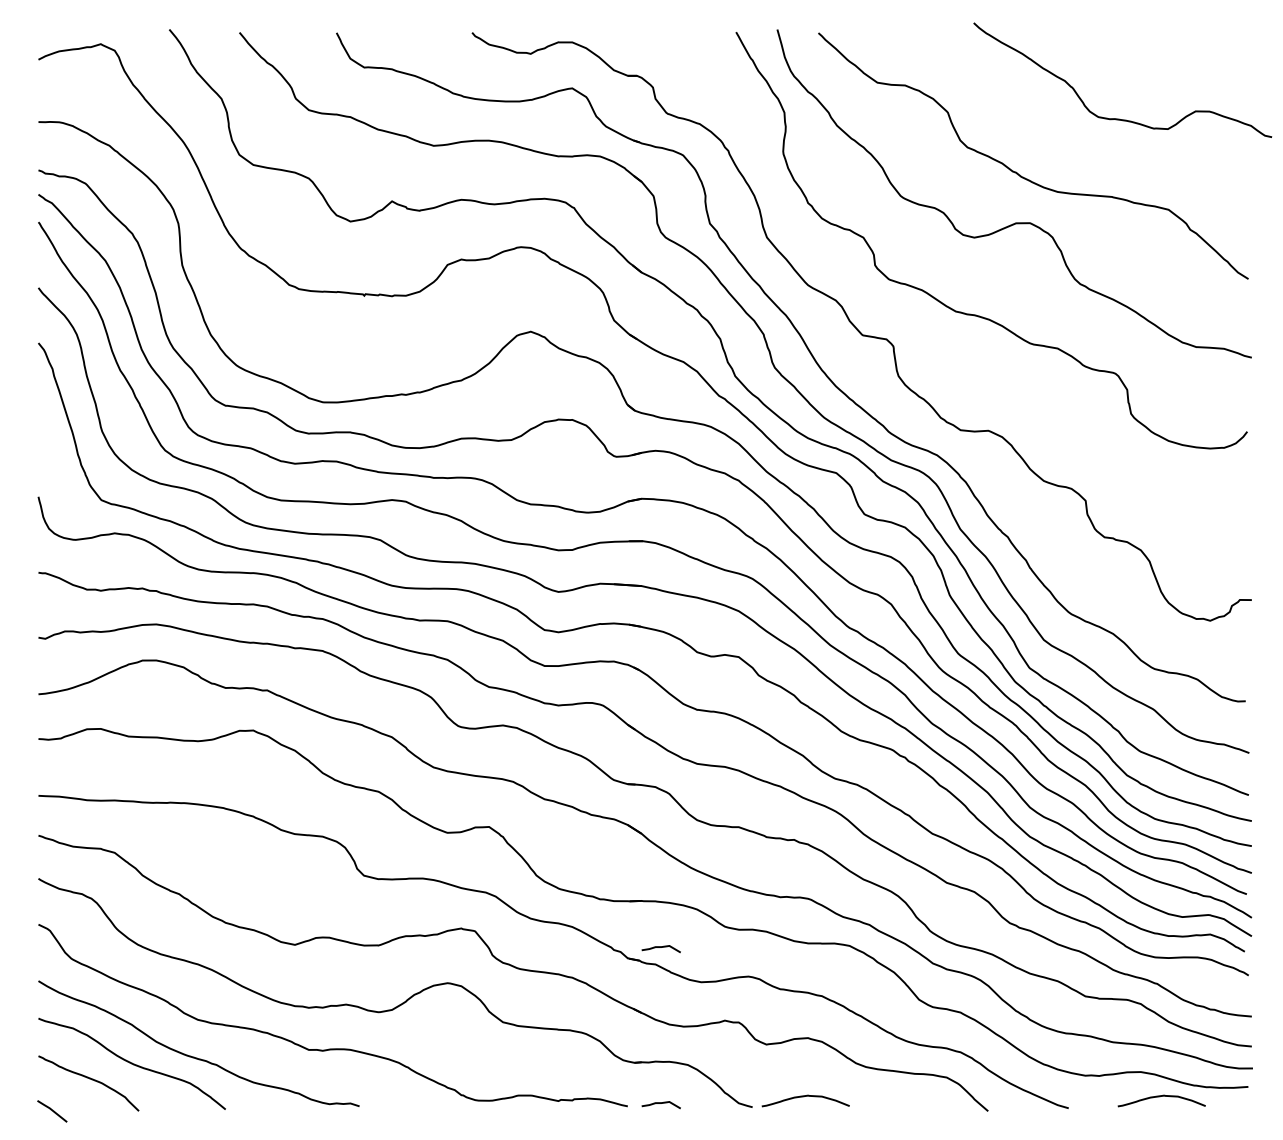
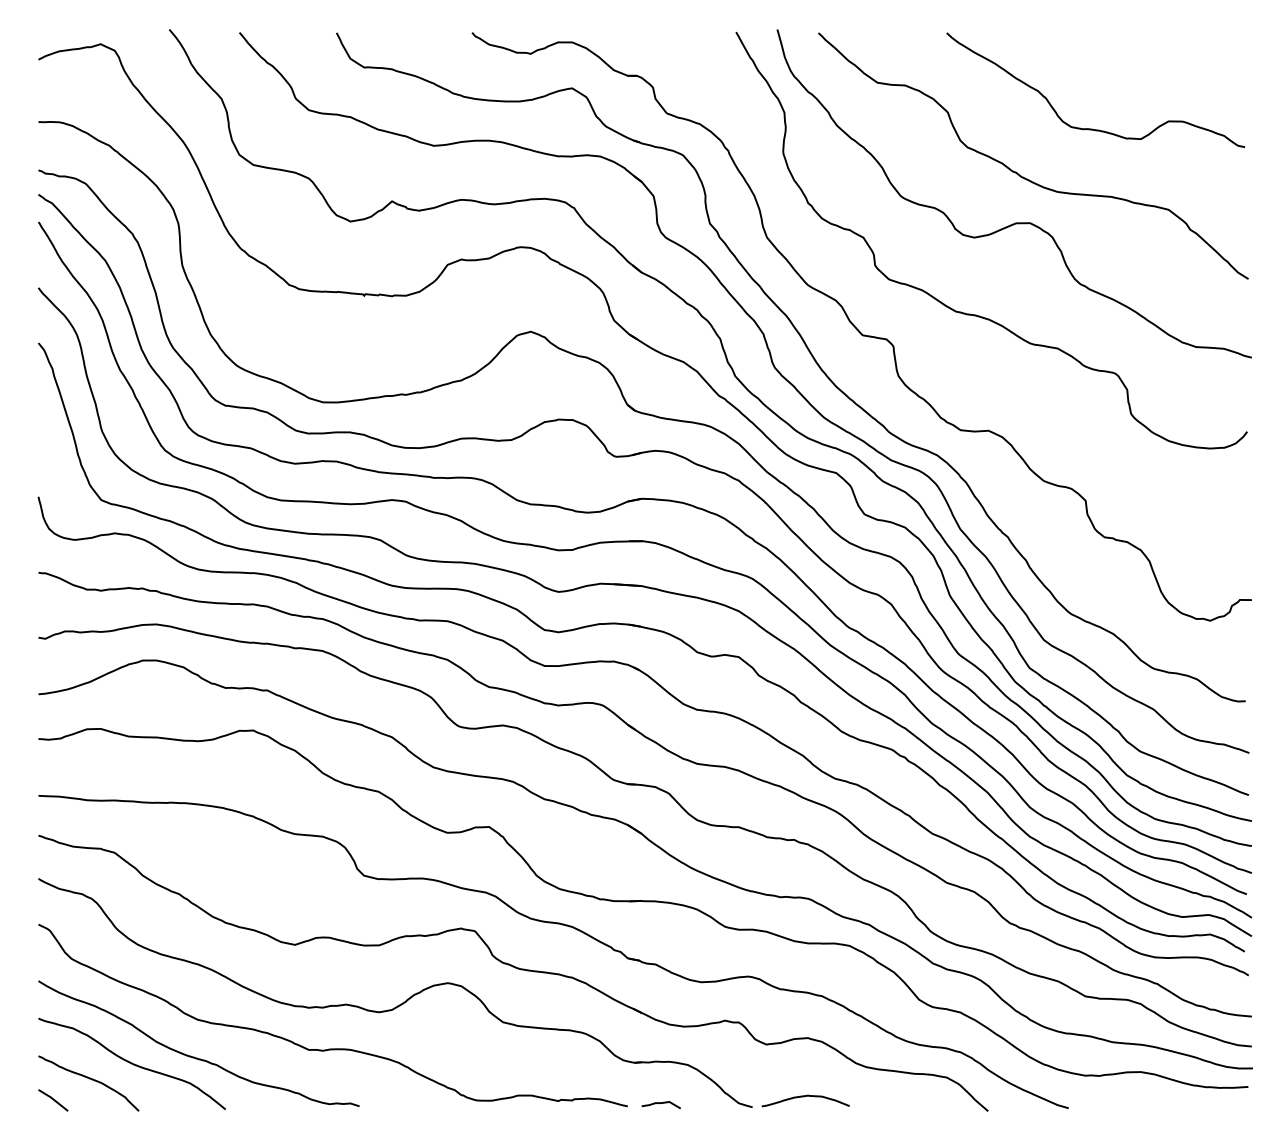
curve position: (1119, 118) -> (1092, 128) (1092, 128)
curve: present -> none (660, 947)
curve: present -> none (1160, 1097)
line position: (52, 1111) -> (53, 1100) (53, 1100)
